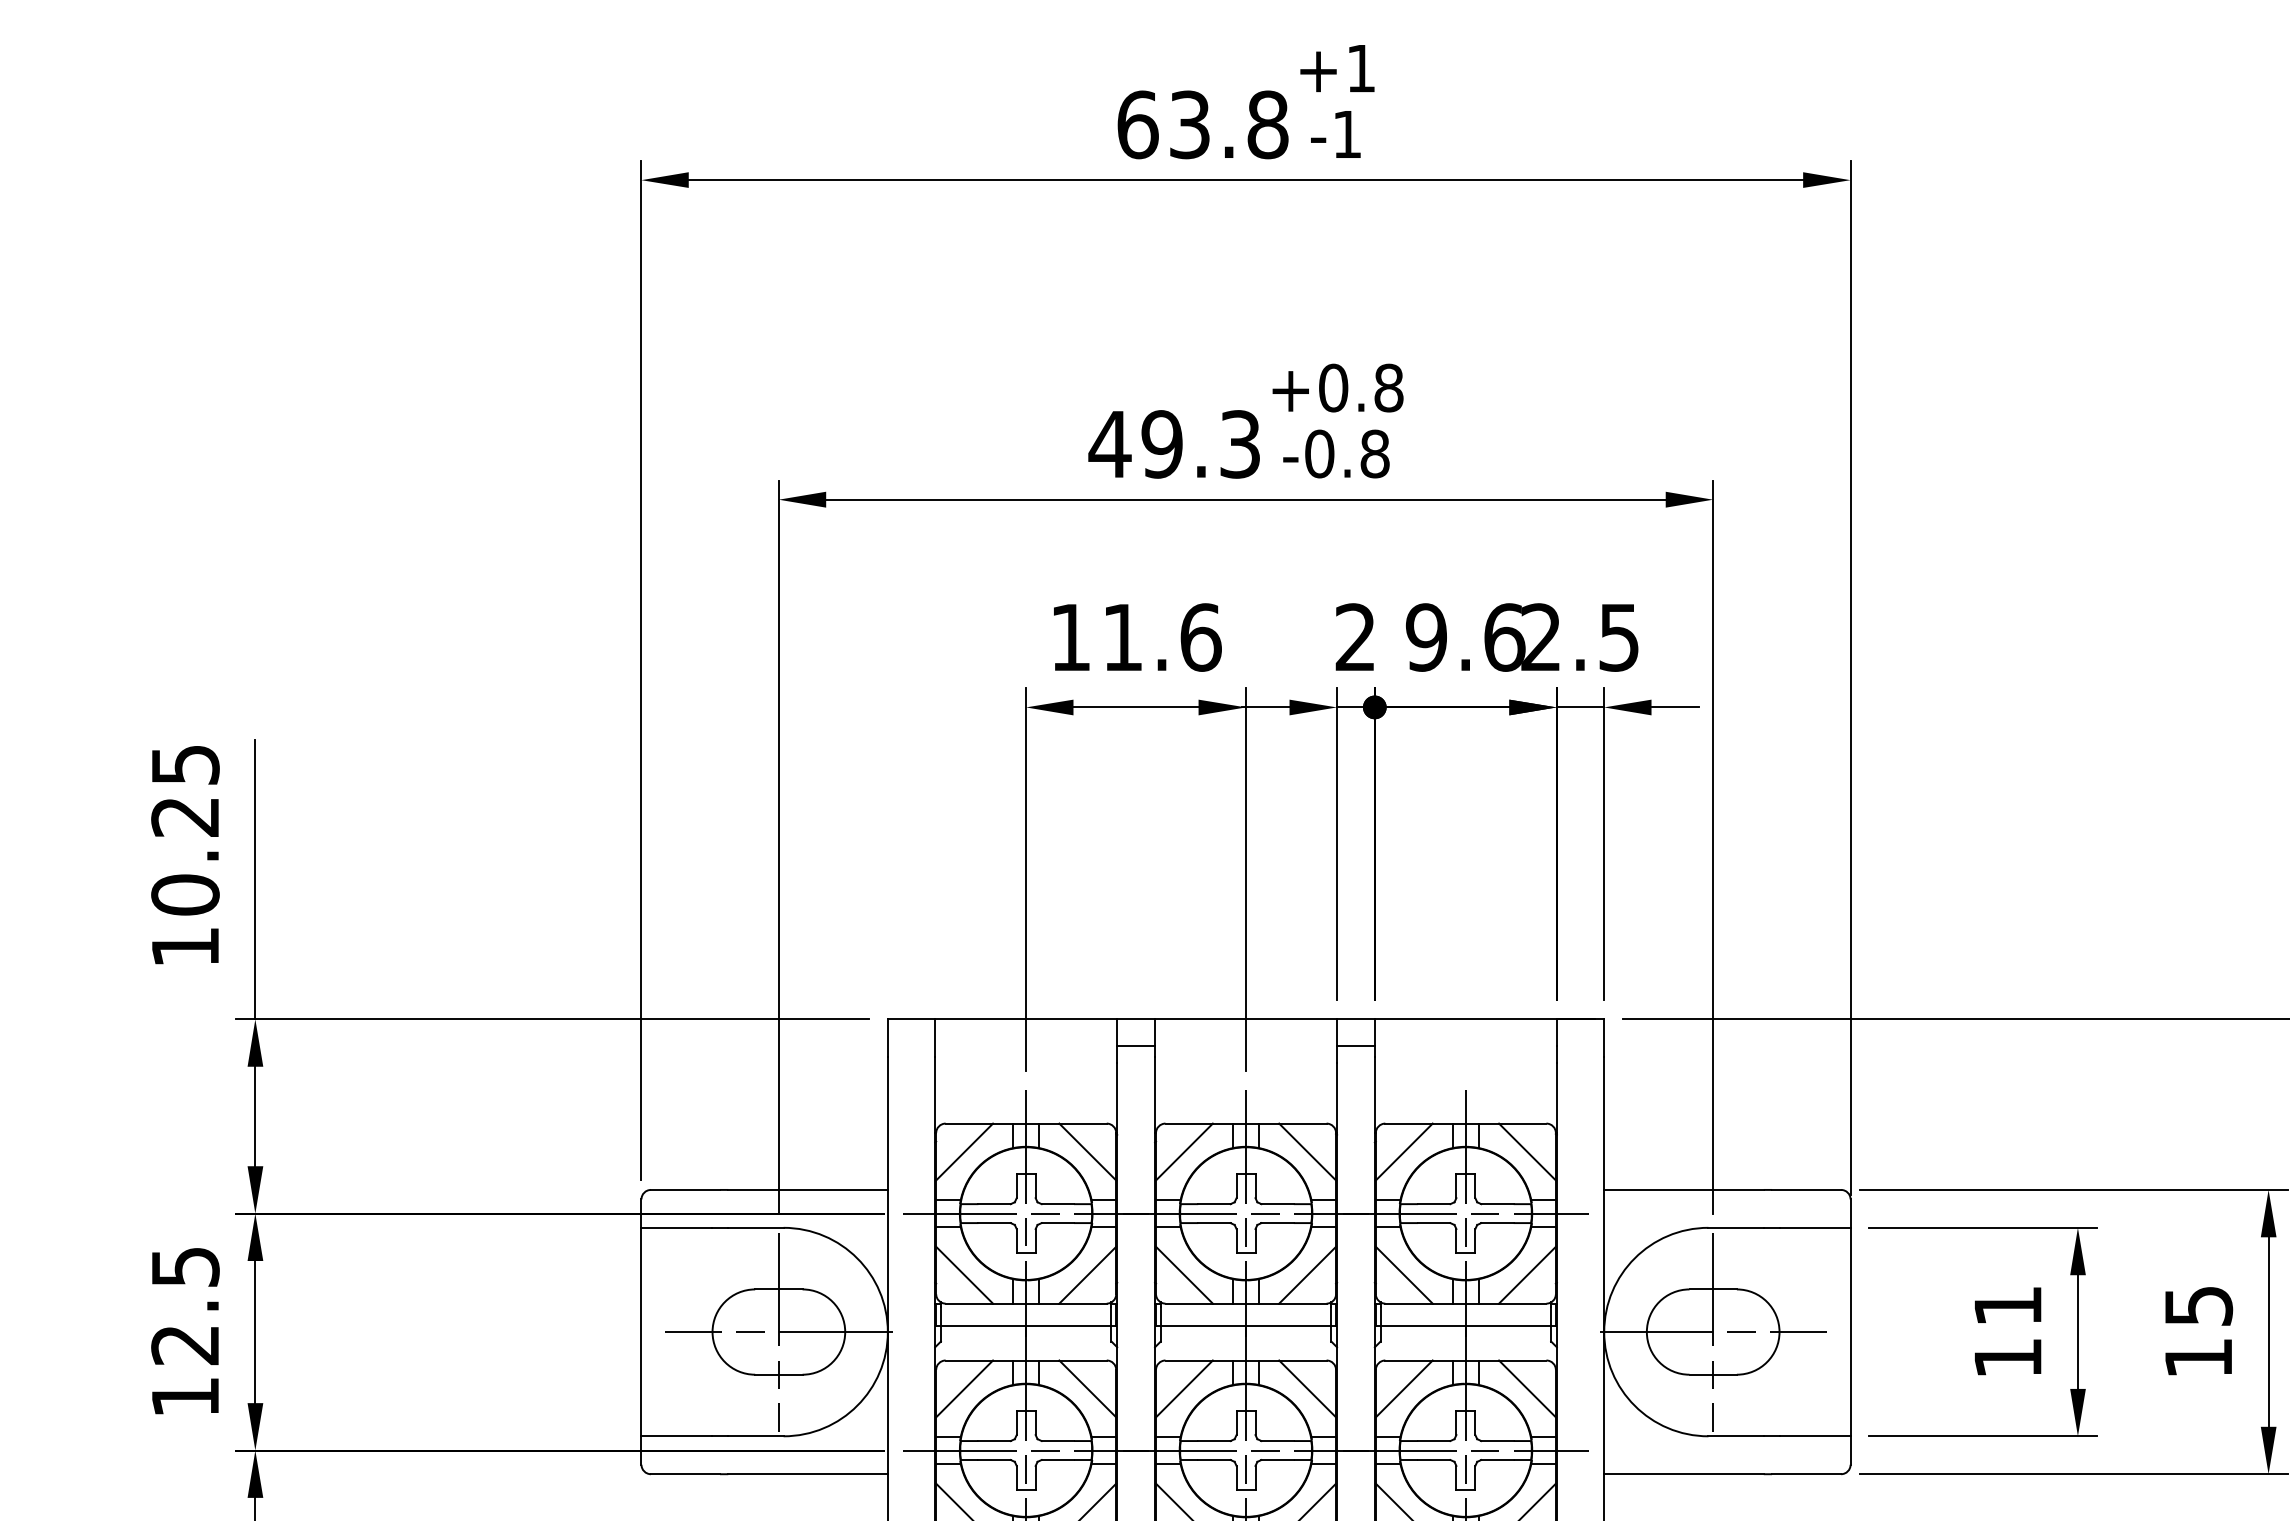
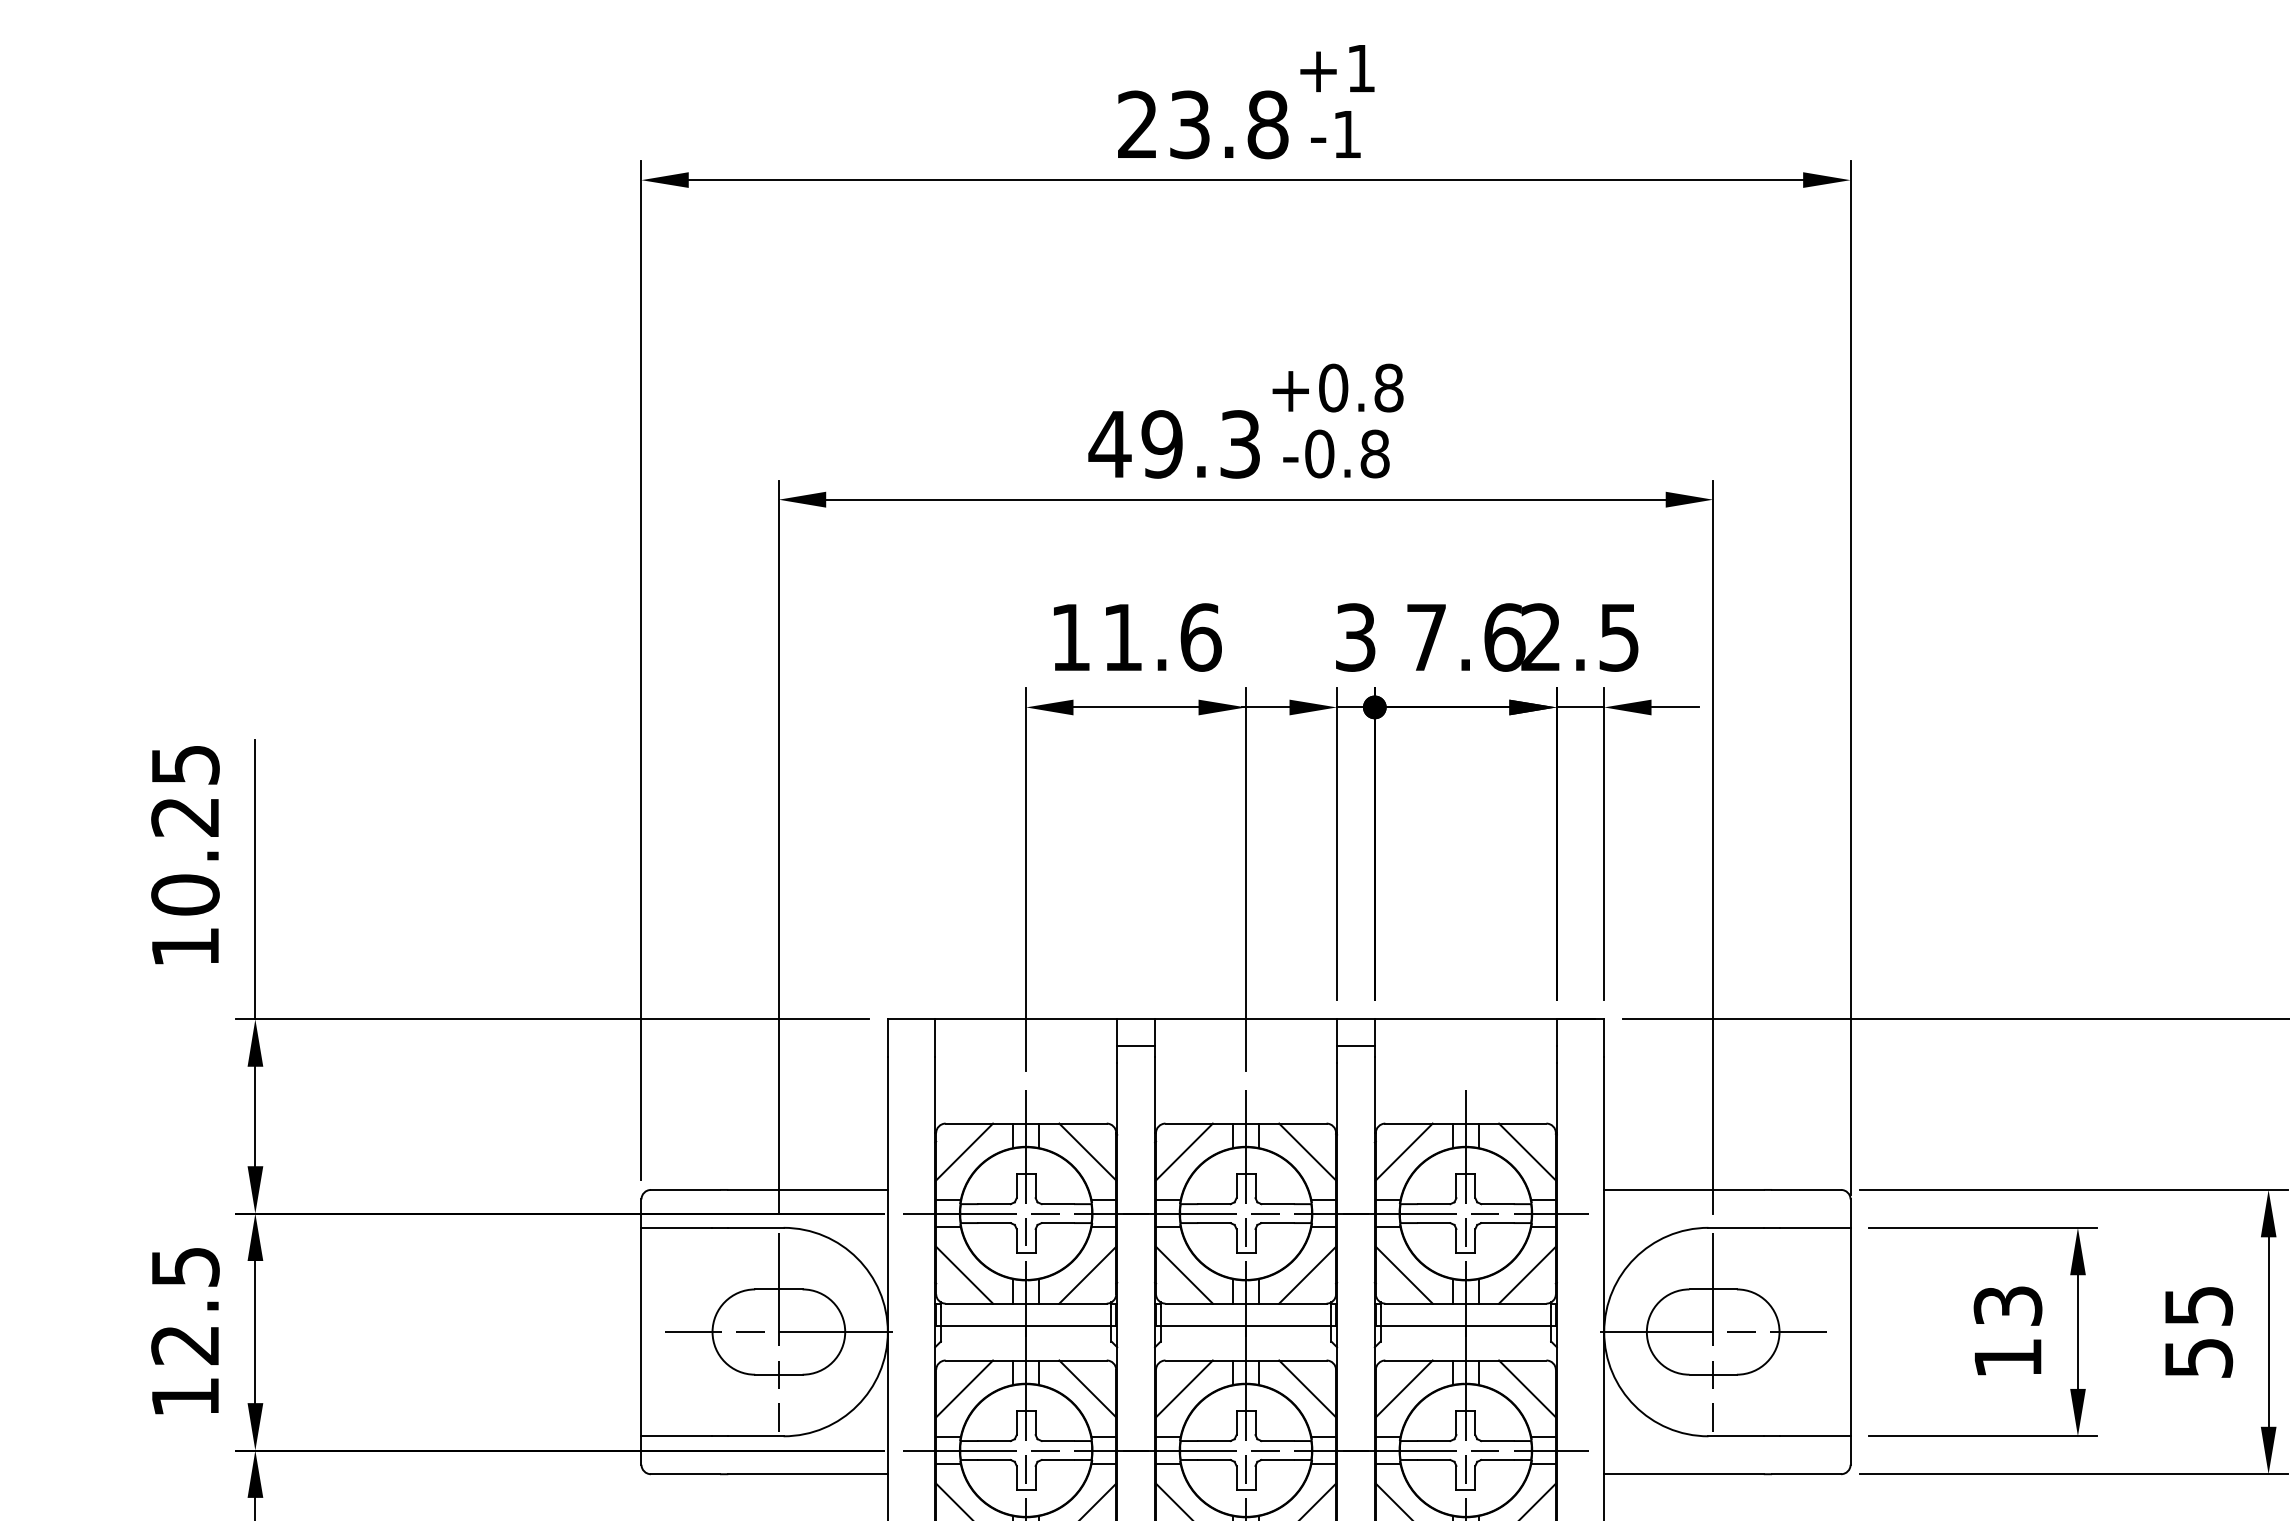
text: 63.8 -> 23.8 (1137, 124)
text: 2 -> 3 (1355, 637)
text: 9.6 -> 7.6 (1425, 637)
text: 11 -> 13 (2007, 1305)
text: 15 -> 55 (2199, 1358)
